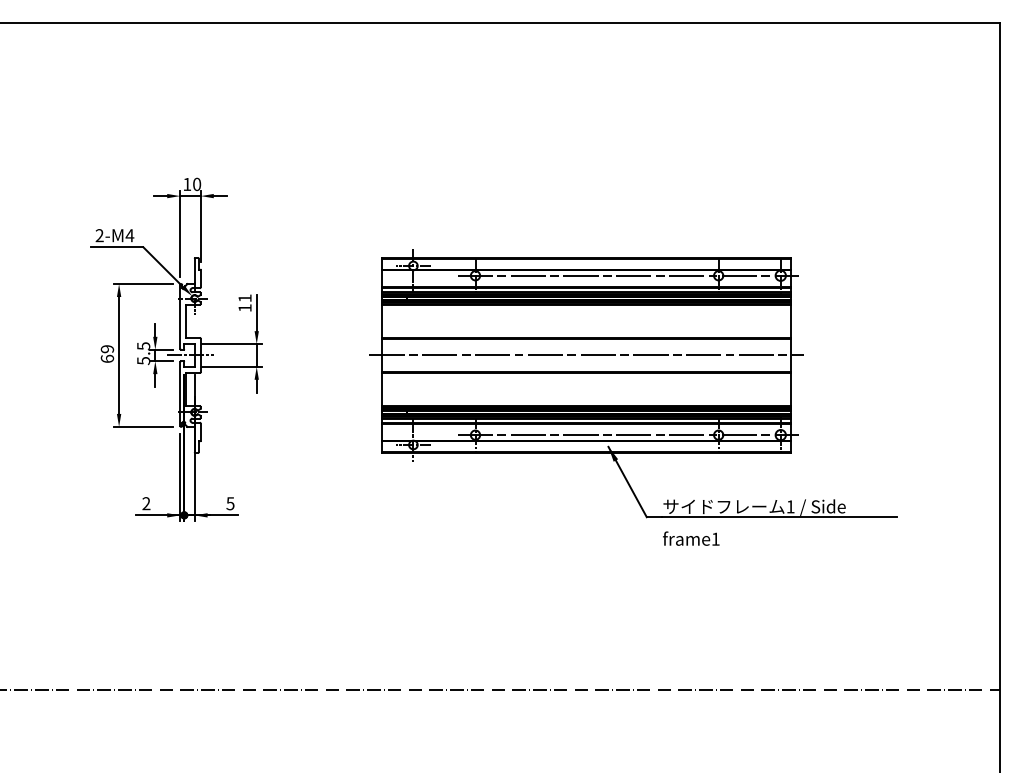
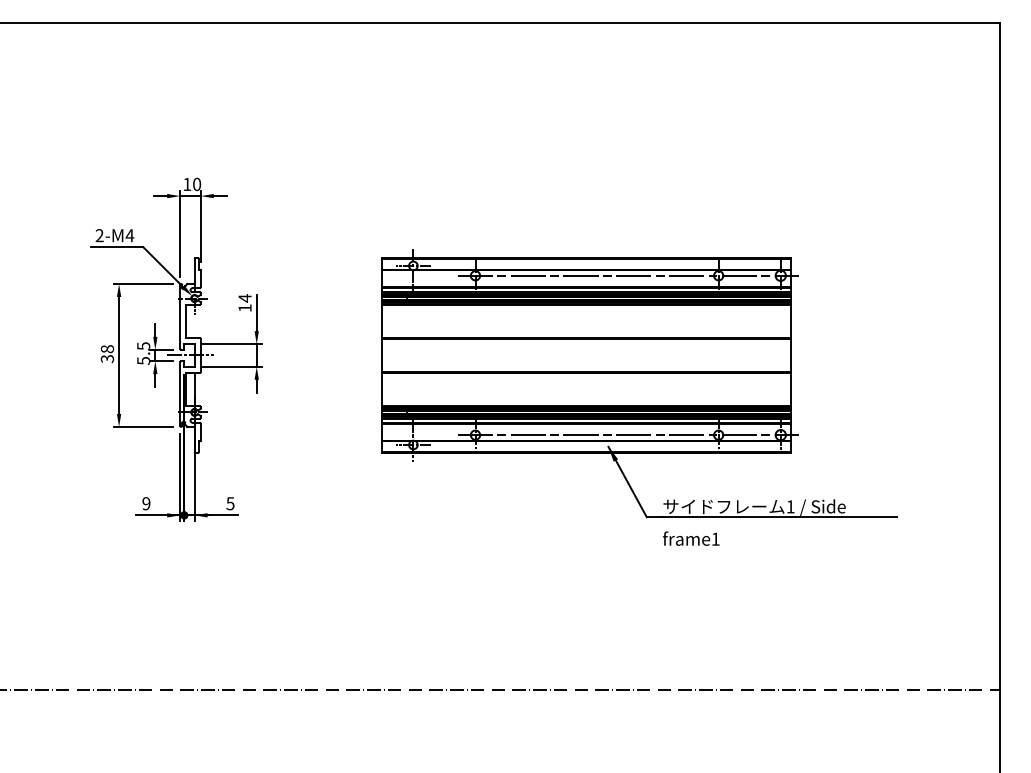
text: 11 -> 14 (244, 298)
text: 69 -> 38 (107, 354)
line: present -> none (586, 355)
text: 2 -> 9 (146, 504)
